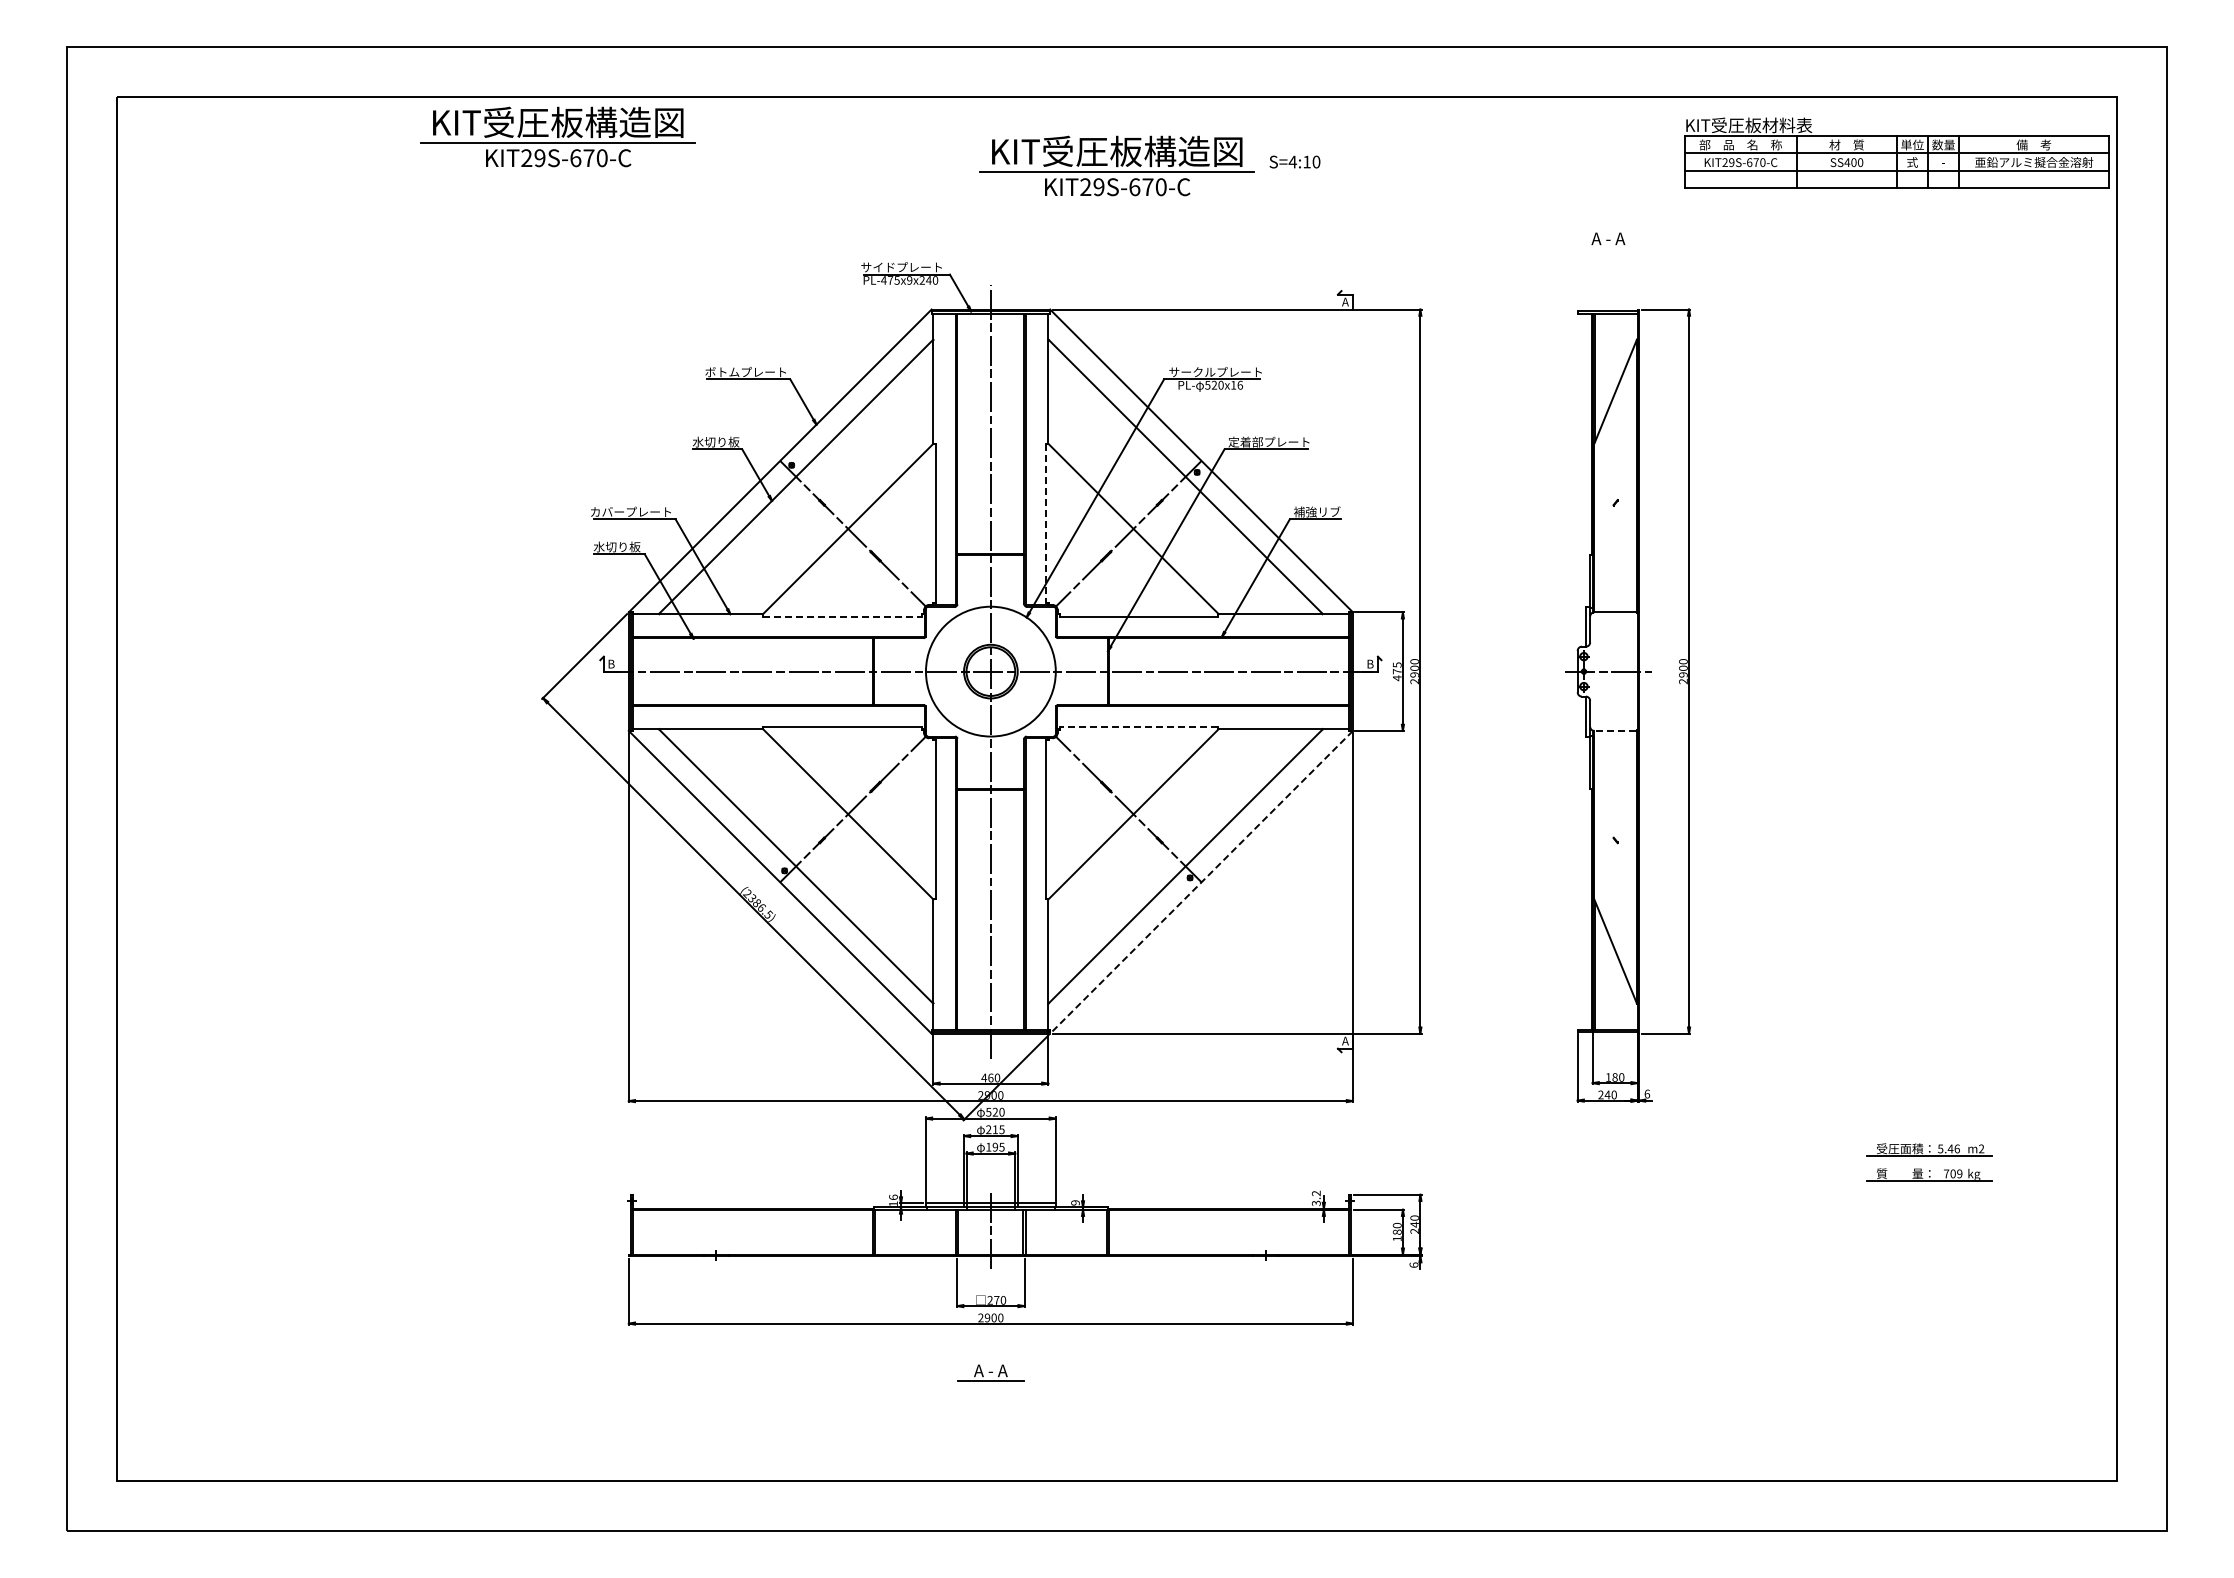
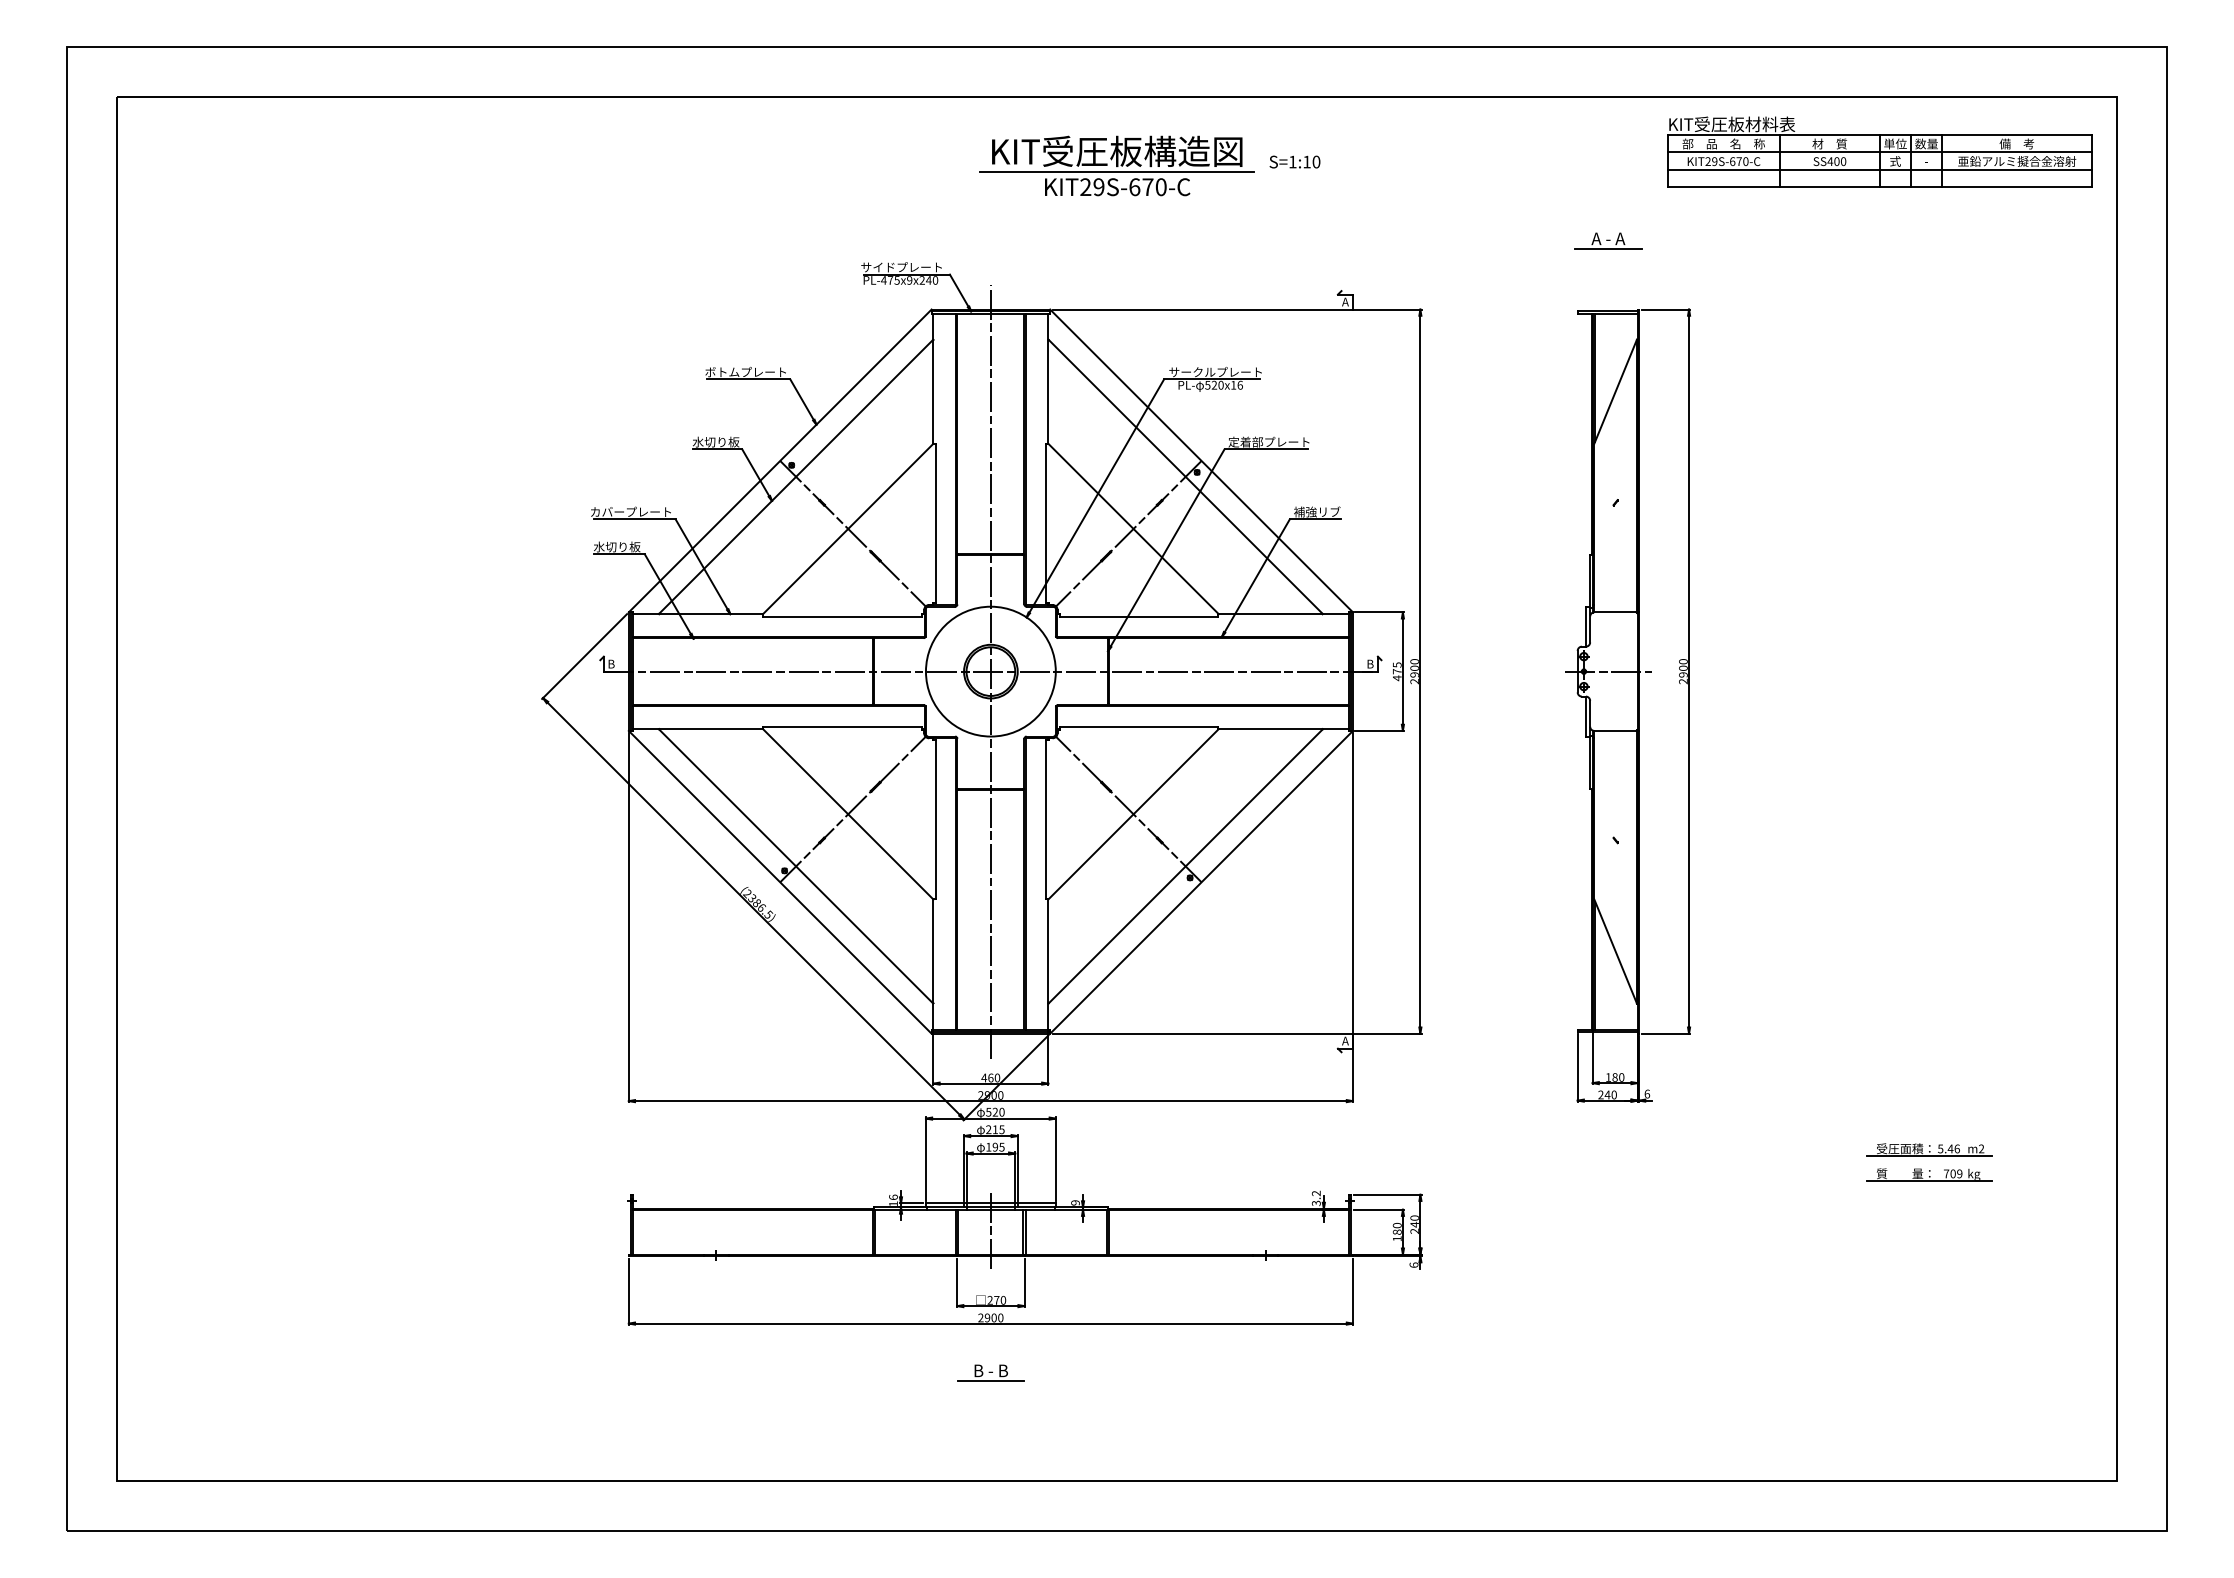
part: present -> none (557, 136)
part position: (1896, 152) -> (1879, 151) (1879, 151)
text: S=4:10 -> S=1:10 (1292, 161)
line: none -> present (1608, 249)
line: dashed -> solid (1045, 524)
line: dashed -> solid (843, 616)
line: dashed -> solid (1138, 726)
line: dashed -> solid (1615, 730)
line: dashed -> solid (1201, 882)
text: A - A -> B - B (990, 1370)
